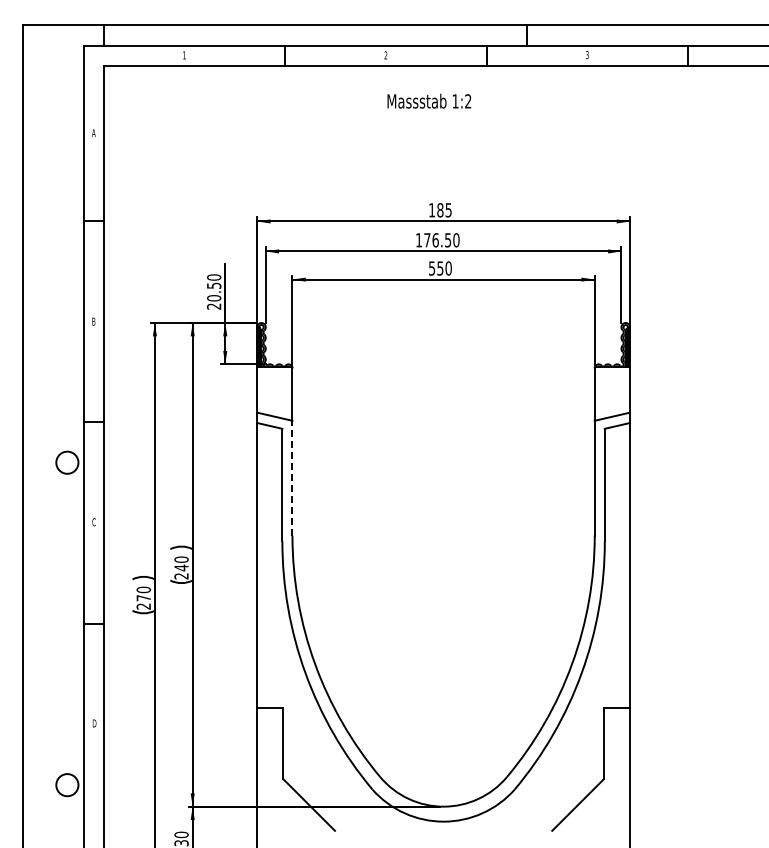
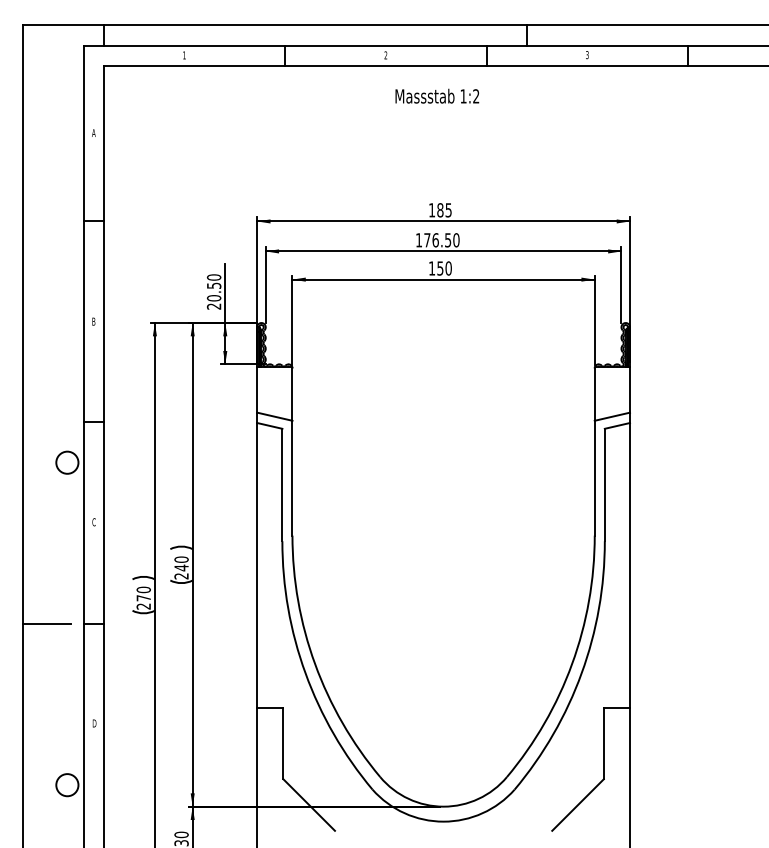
text position: (429, 100) -> (437, 95) (437, 95)
text: 550 -> 150 (432, 268)
line: dashed -> solid (292, 477)
line: none -> present (47, 623)
